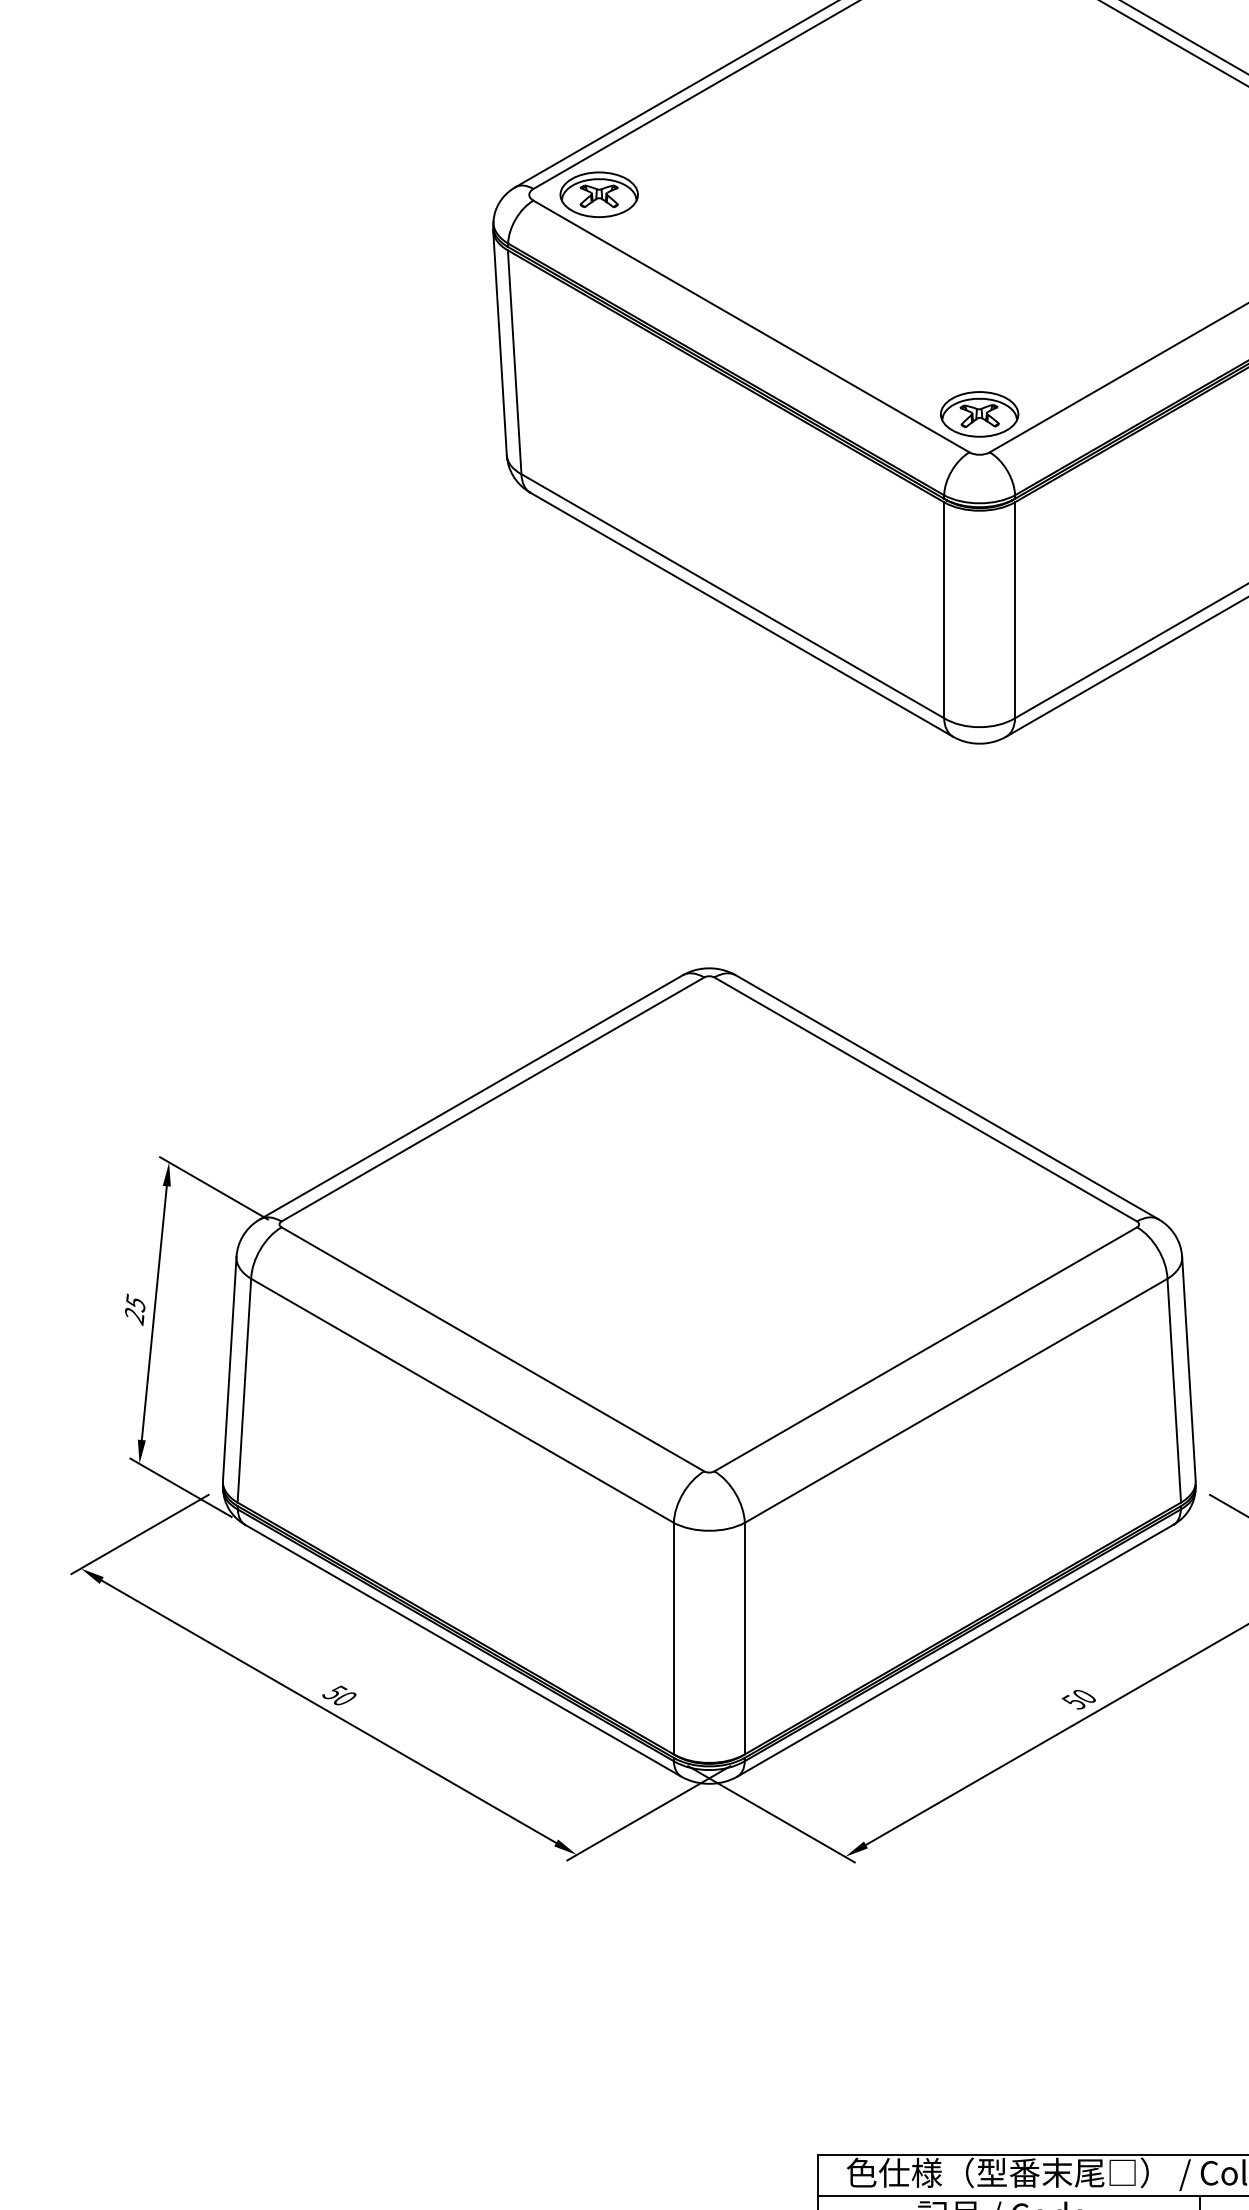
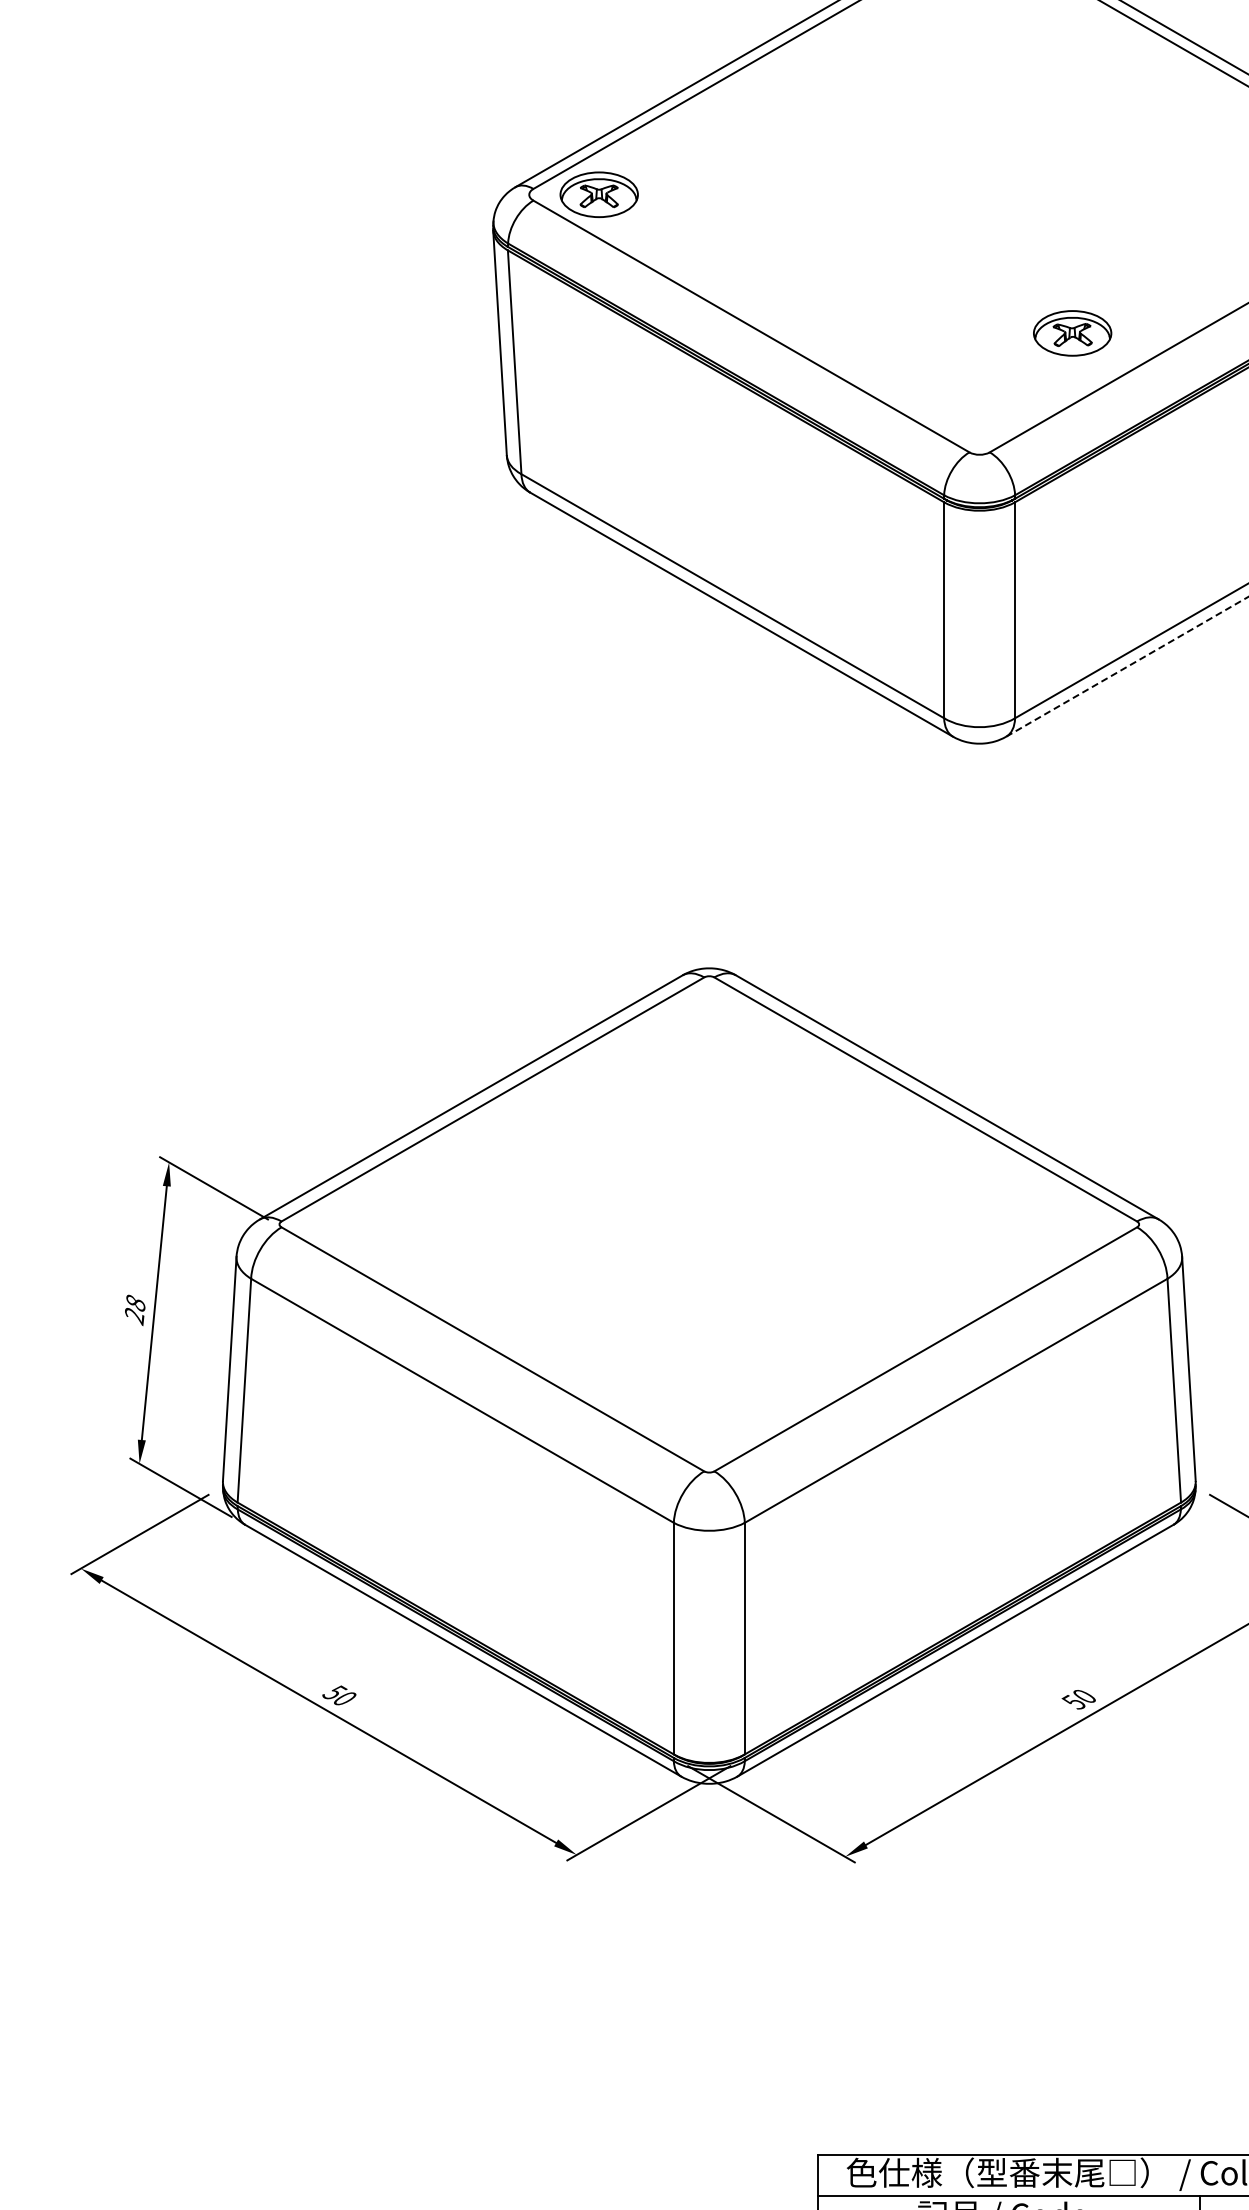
part position: (979, 414) -> (1072, 333) (1072, 333)
line: solid -> dashed (1127, 666)
text: 25 -> 28 (135, 1302)
